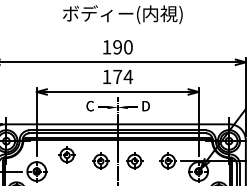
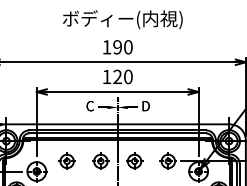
text position: (122, 14) -> (122, 19) (122, 19)
text: 174 -> 120 (123, 76)
part position: (66, 154) -> (66, 160) (66, 160)
